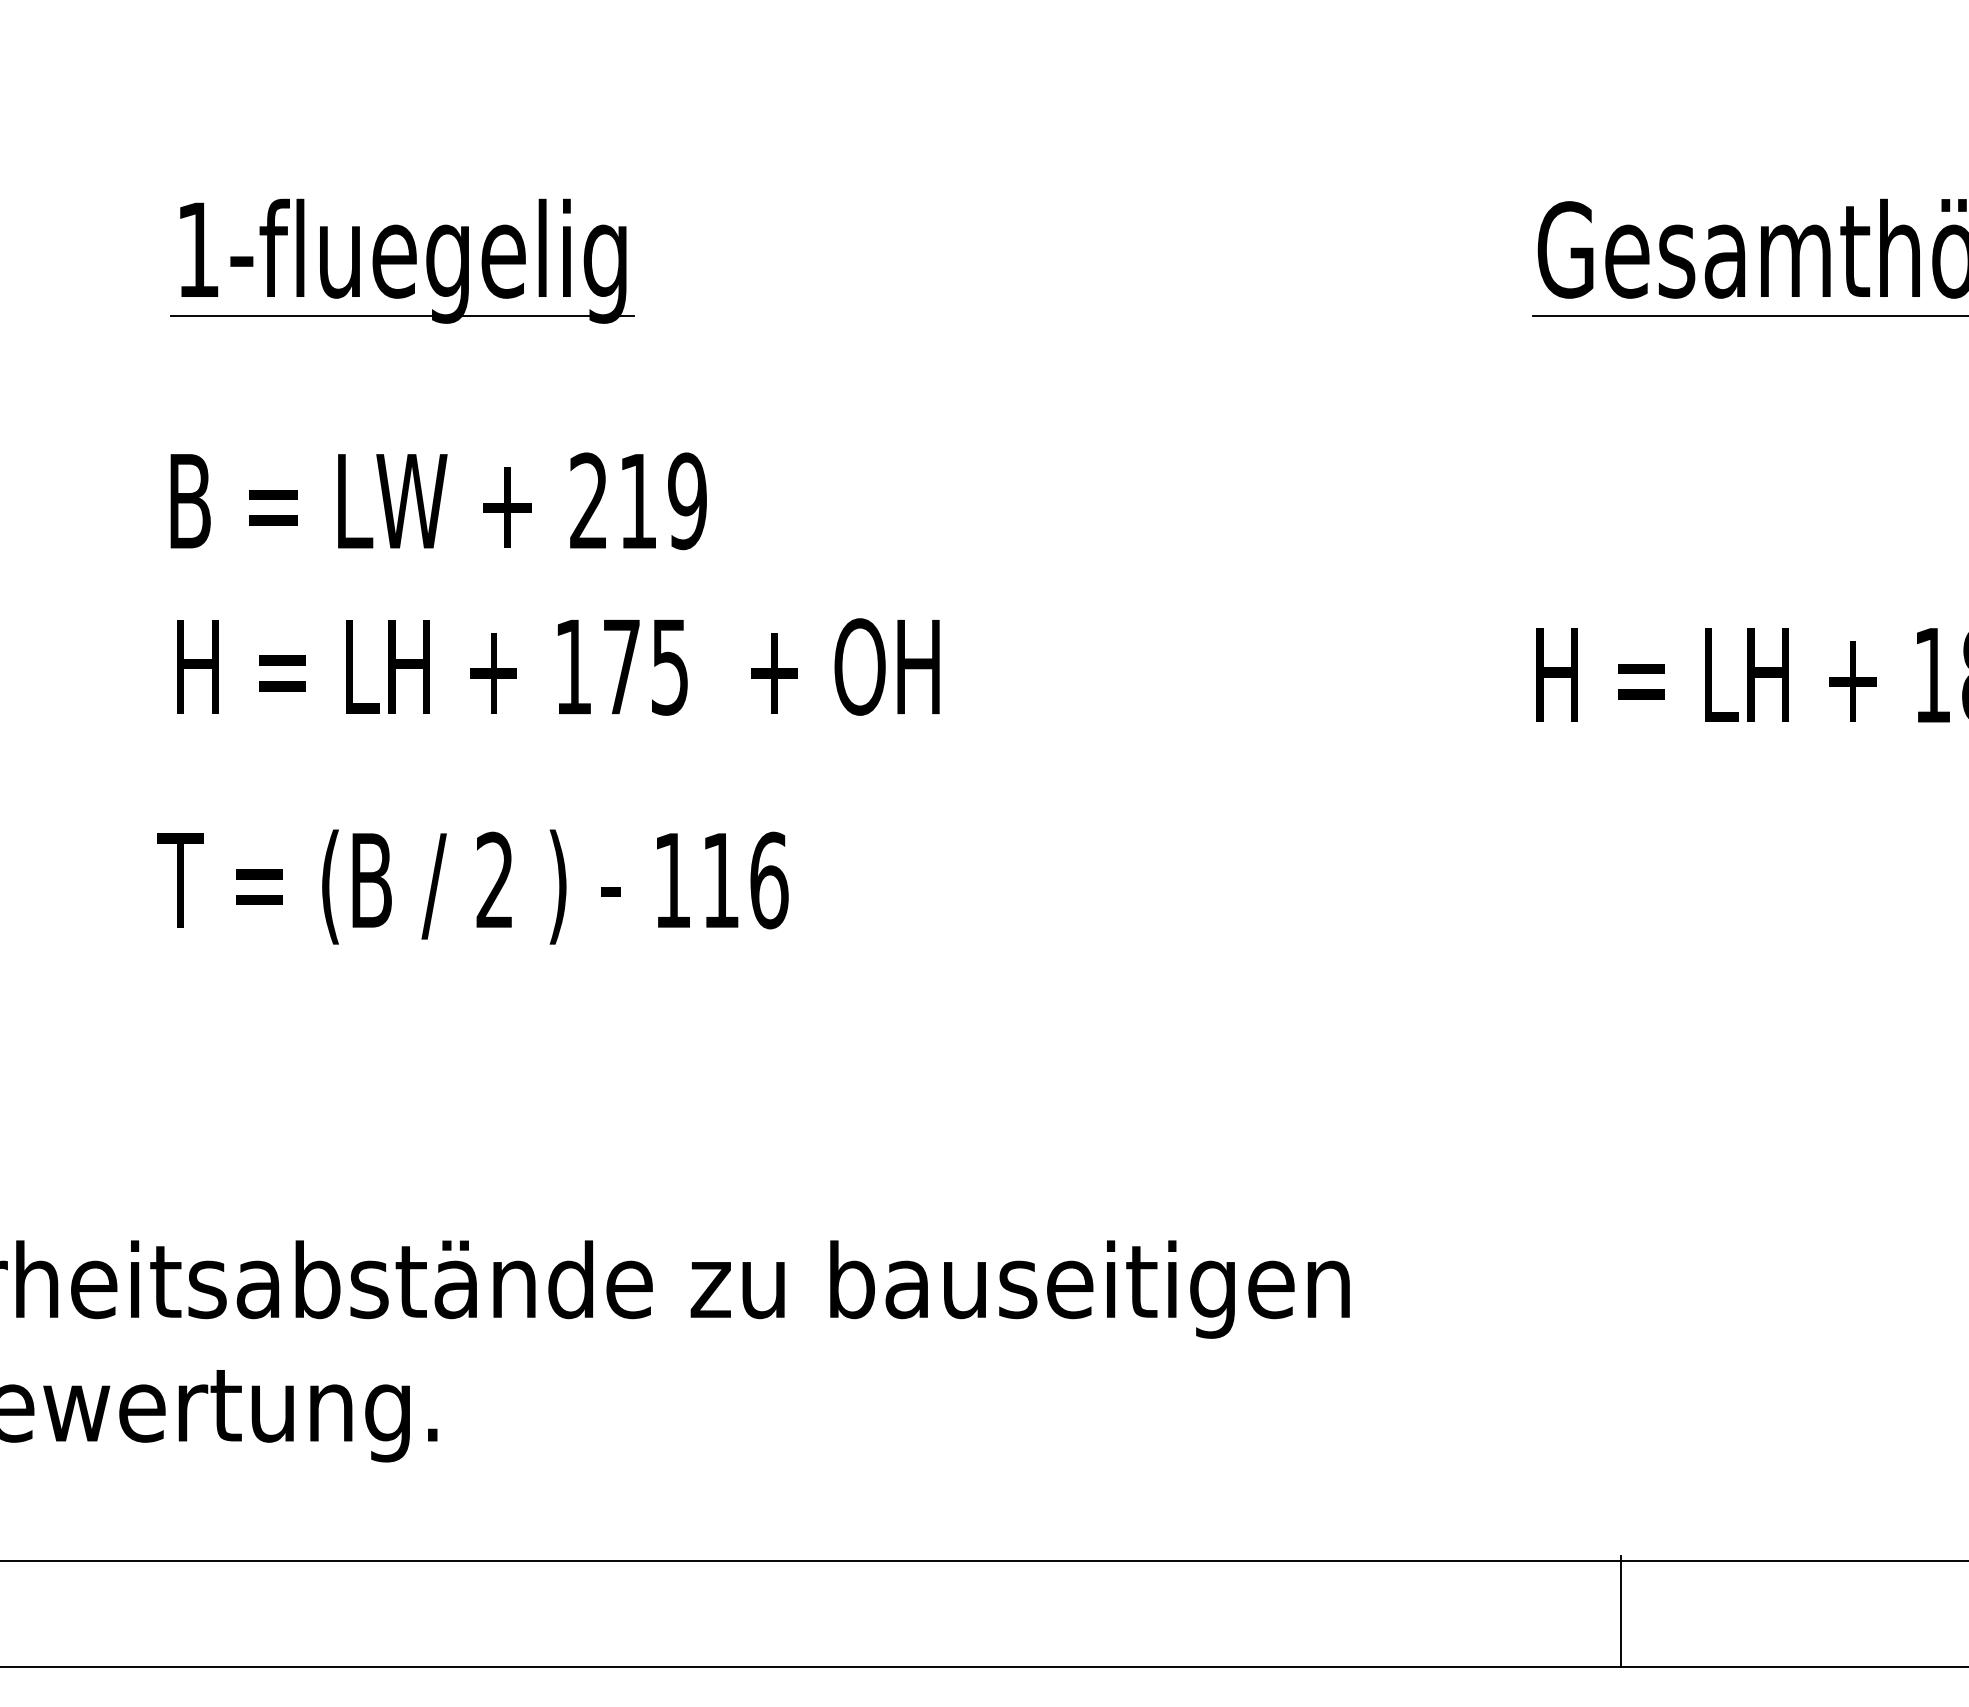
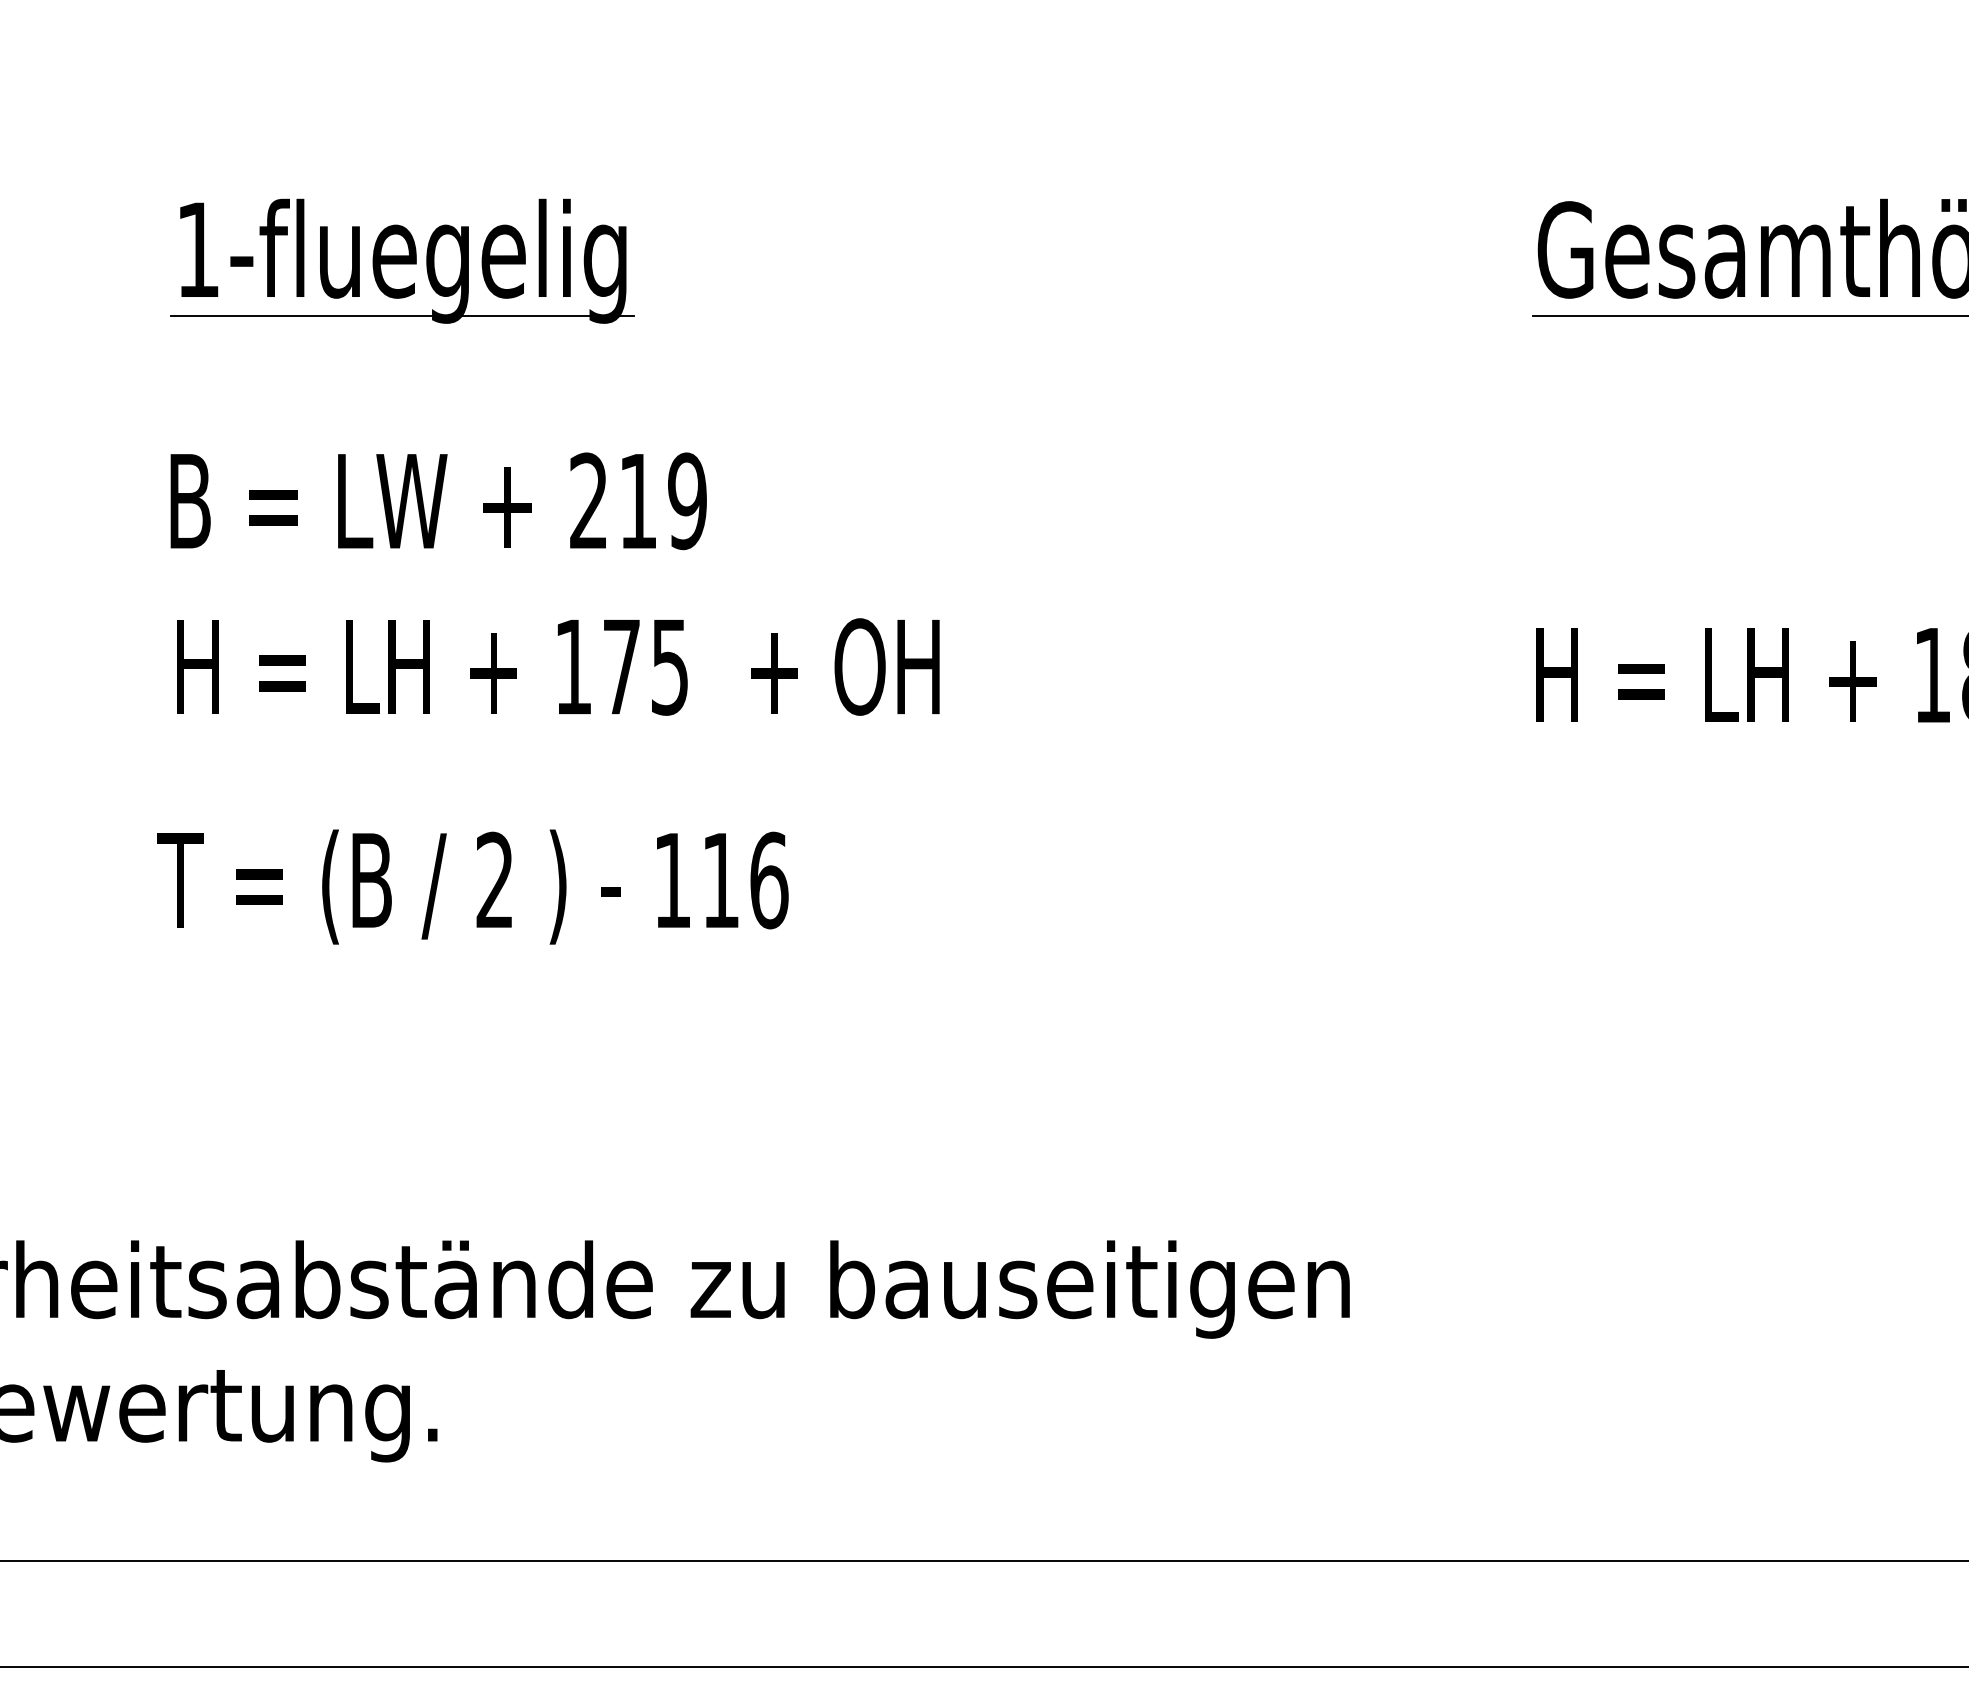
line: present -> none (1620, 1611)
